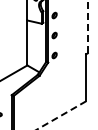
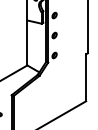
line: dashed -> solid (87, 26)
line: dashed -> solid (61, 115)
